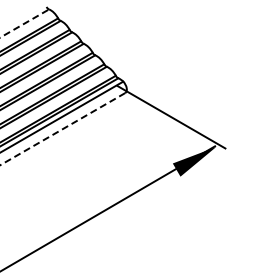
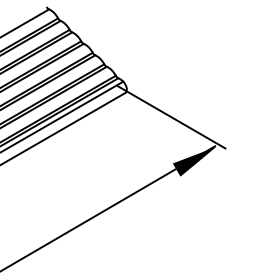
line: dashed -> solid (24, 23)
line: dashed -> solid (62, 129)
